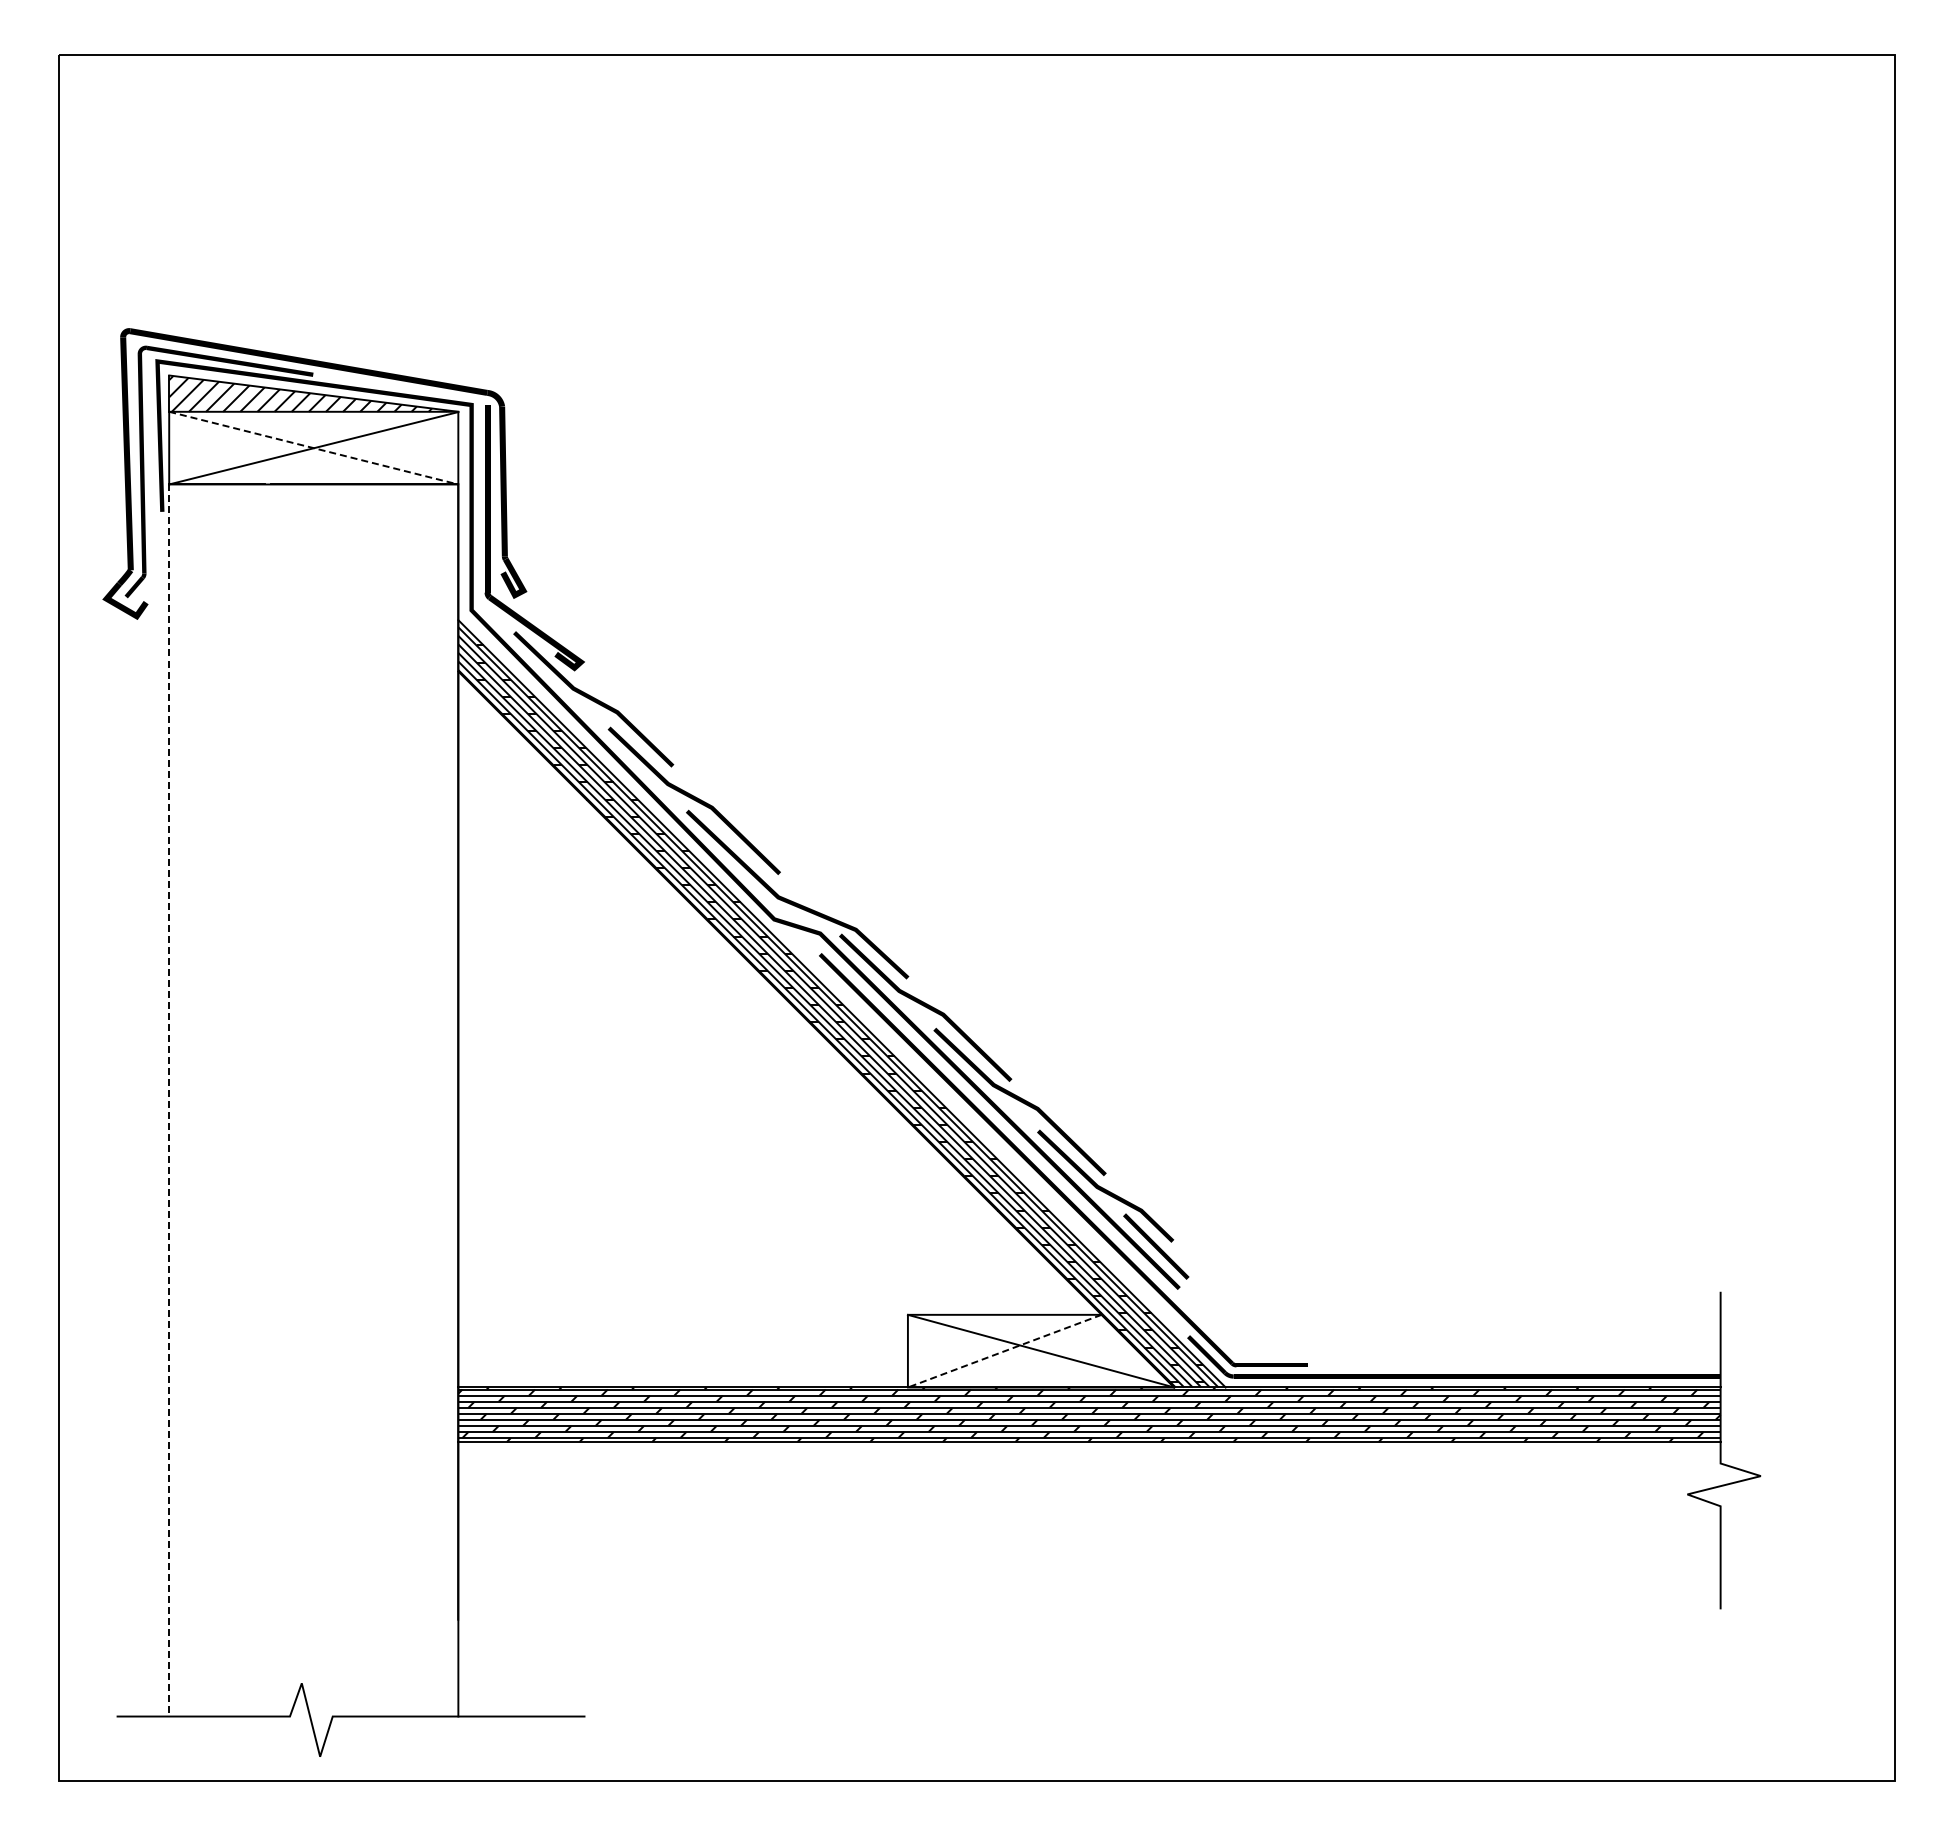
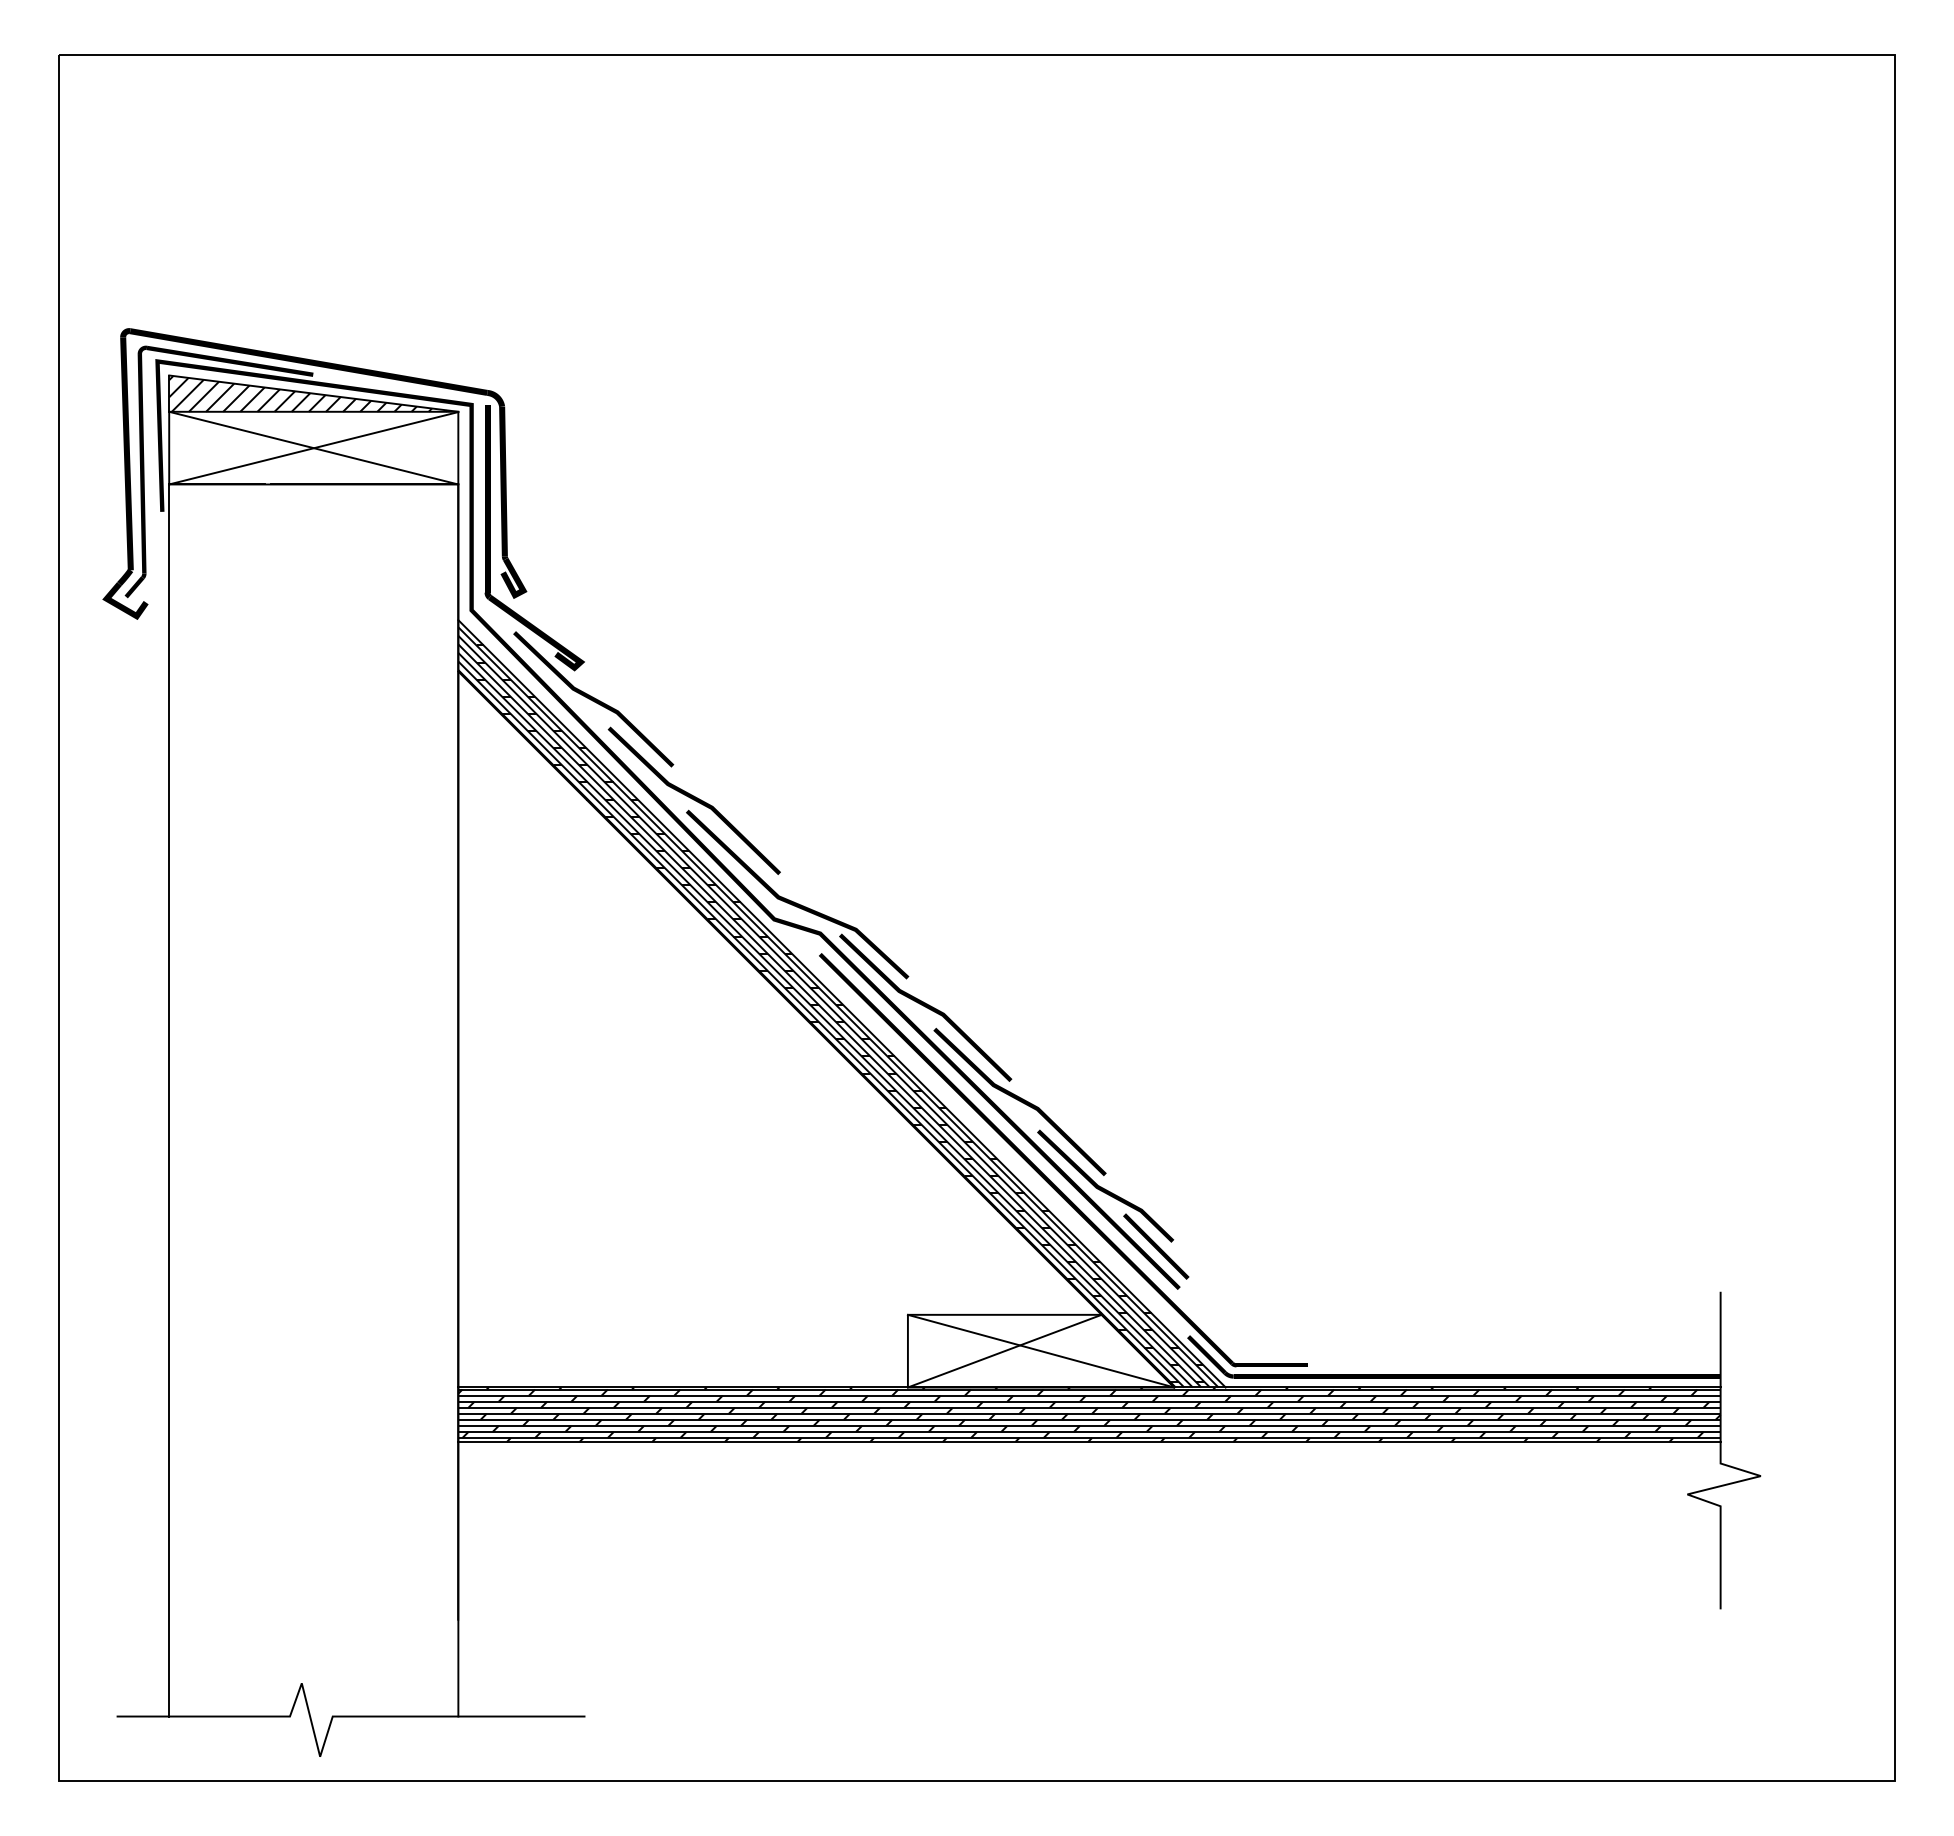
line: dashed -> solid (314, 448)
line: dashed -> solid (169, 1100)
line: dashed -> solid (1004, 1351)
